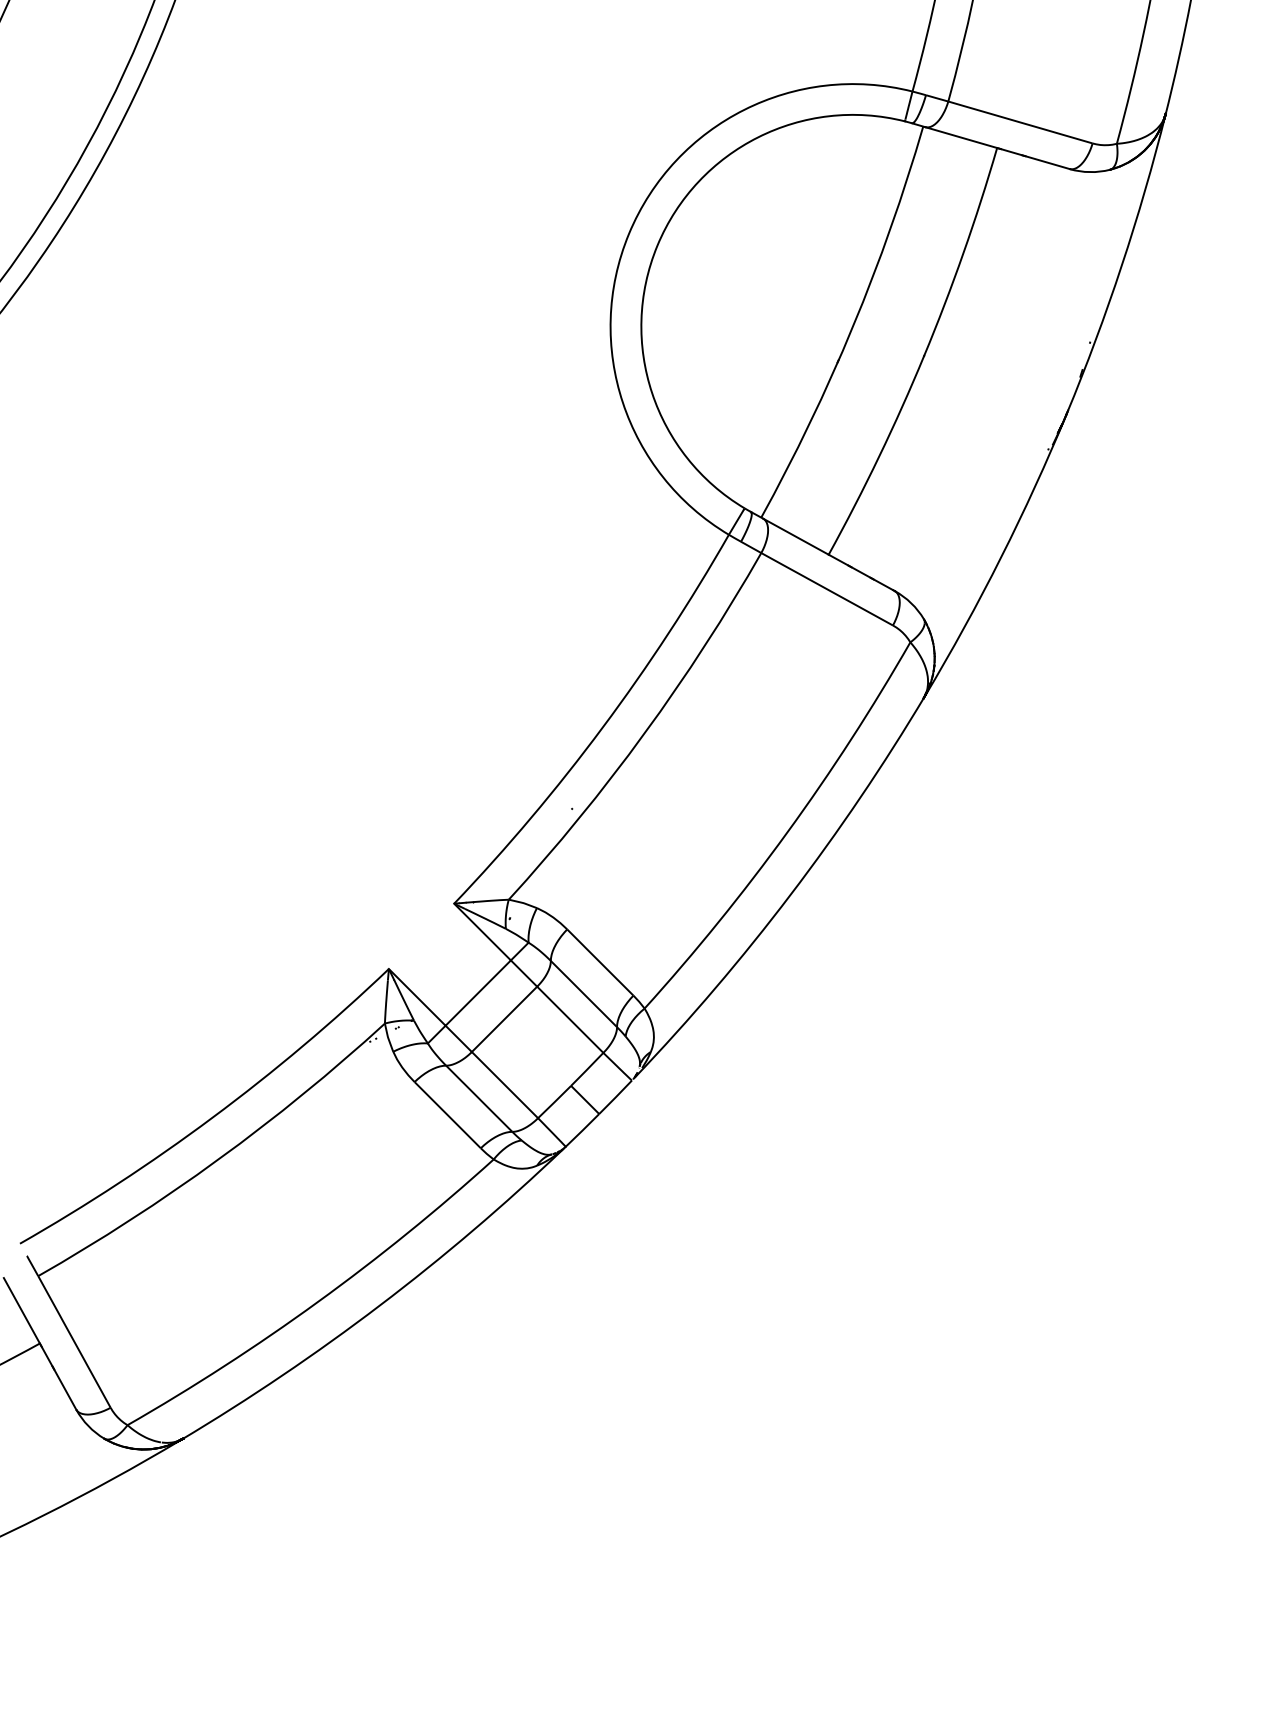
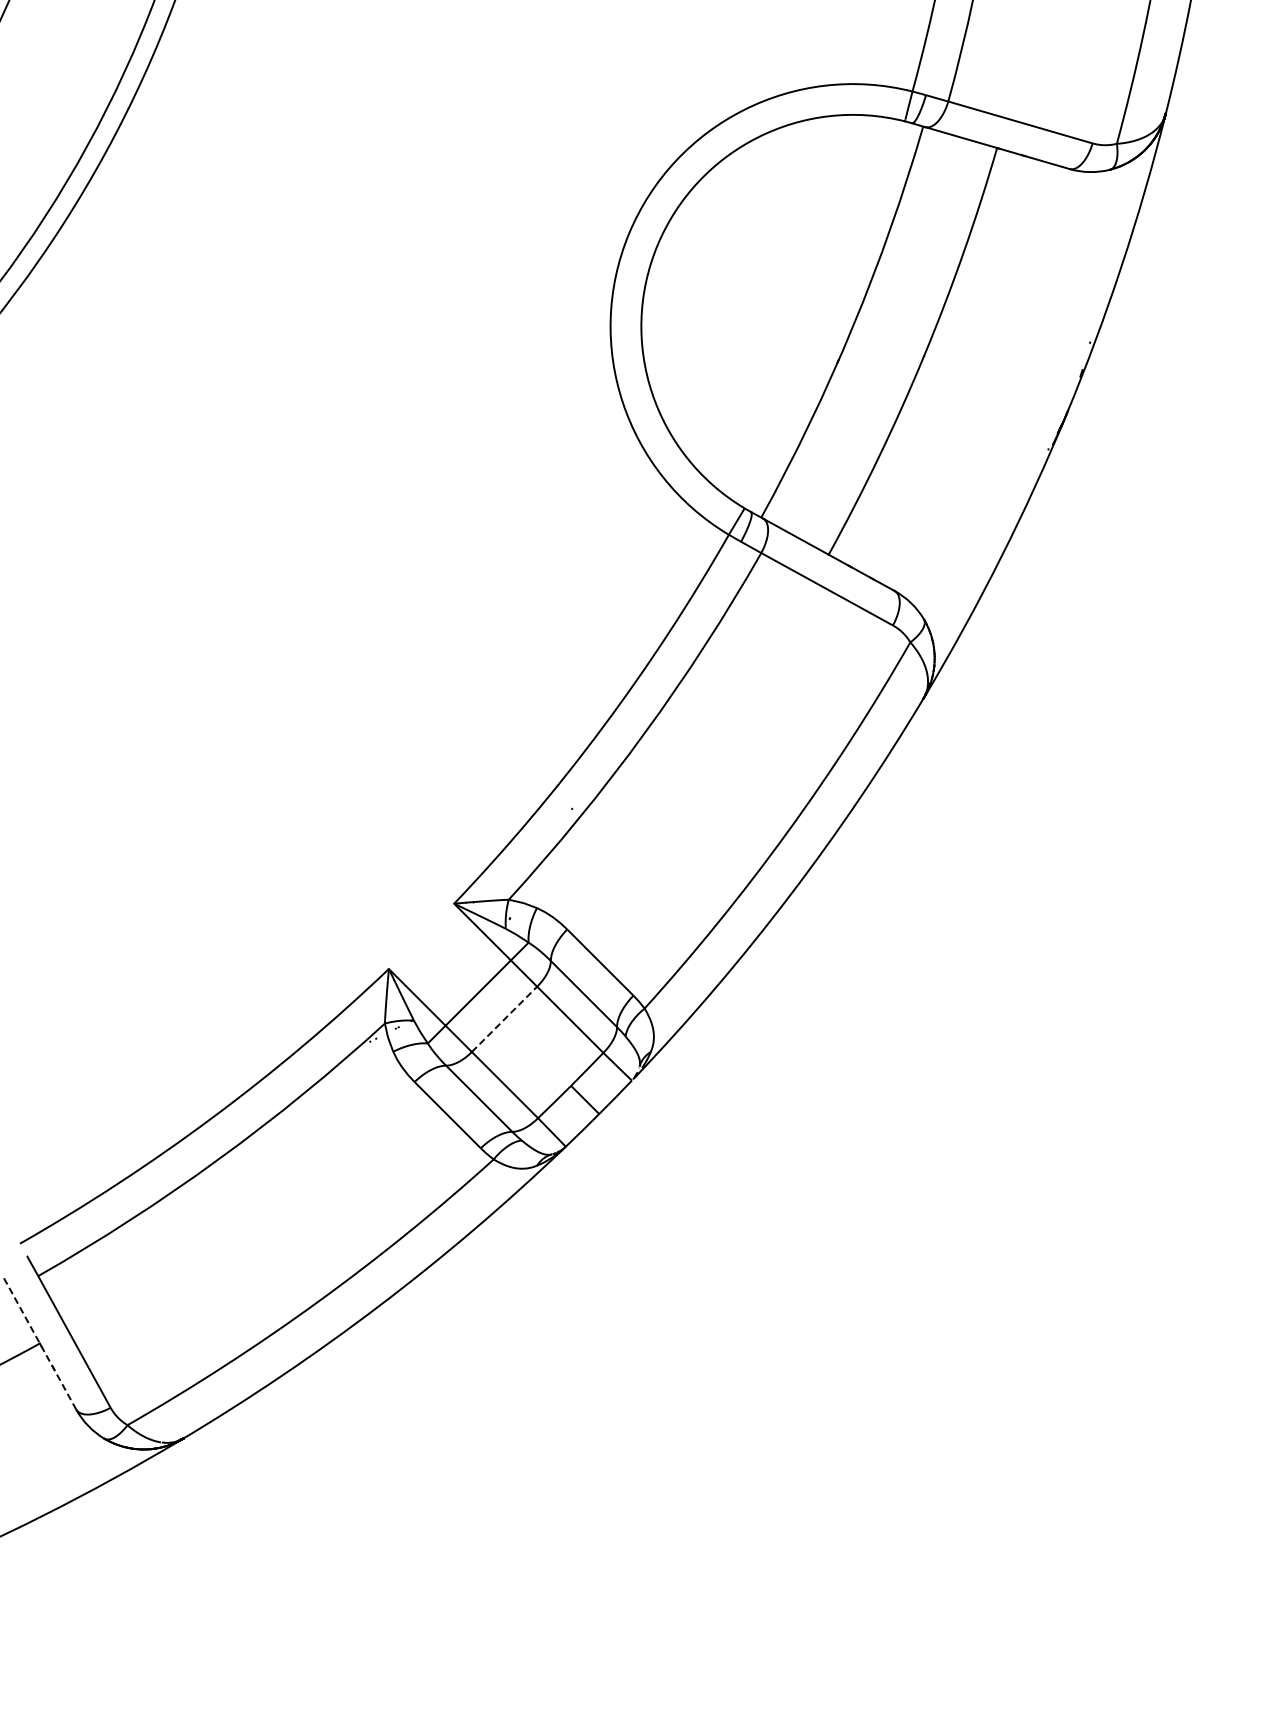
line: solid -> dashed (504, 1019)
line: solid -> dashed (39, 1343)
